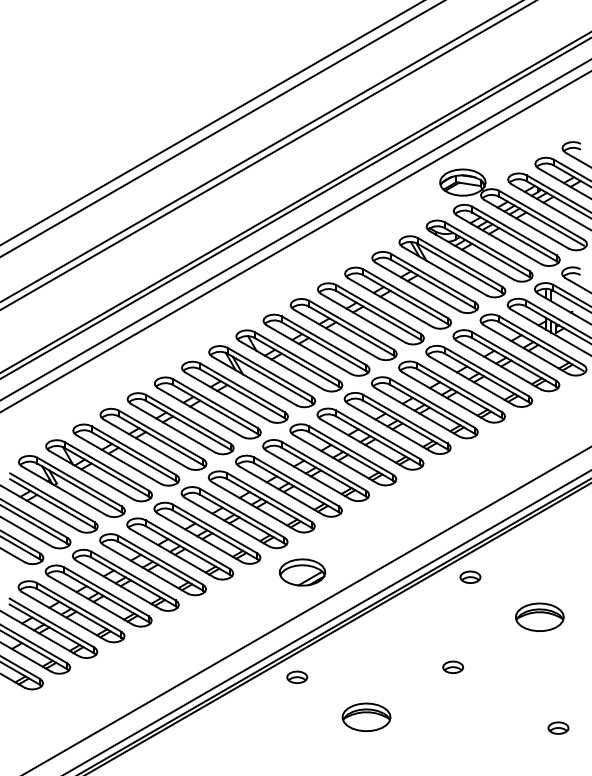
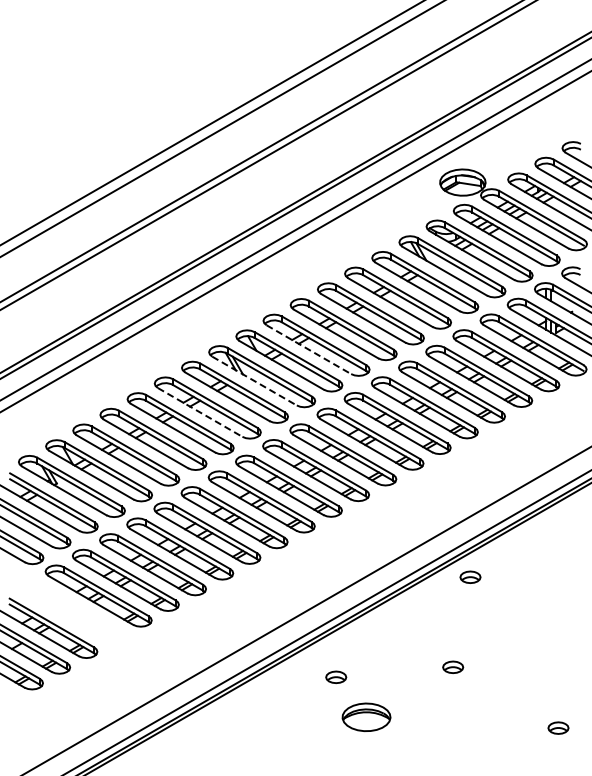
line: solid -> dashed (308, 349)
line: solid -> dashed (254, 381)
line: solid -> dashed (200, 412)
part: present -> none (302, 572)
part: present -> none (71, 611)
part: present -> none (539, 616)
part position: (297, 676) -> (336, 676) (336, 676)
